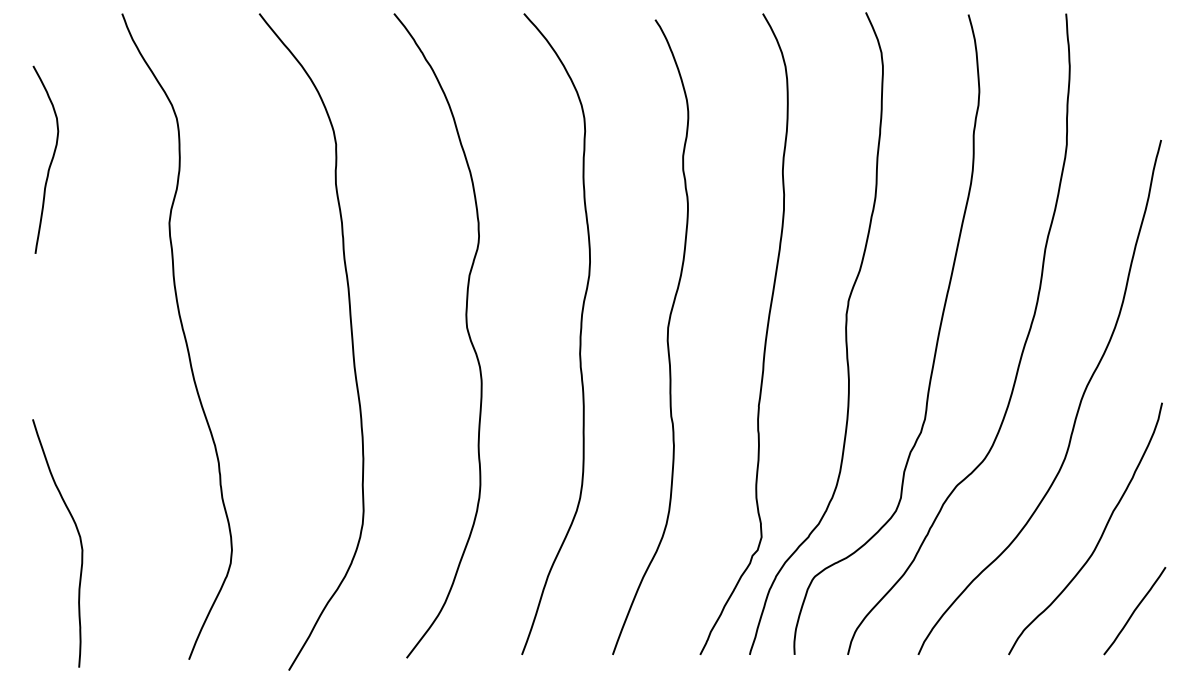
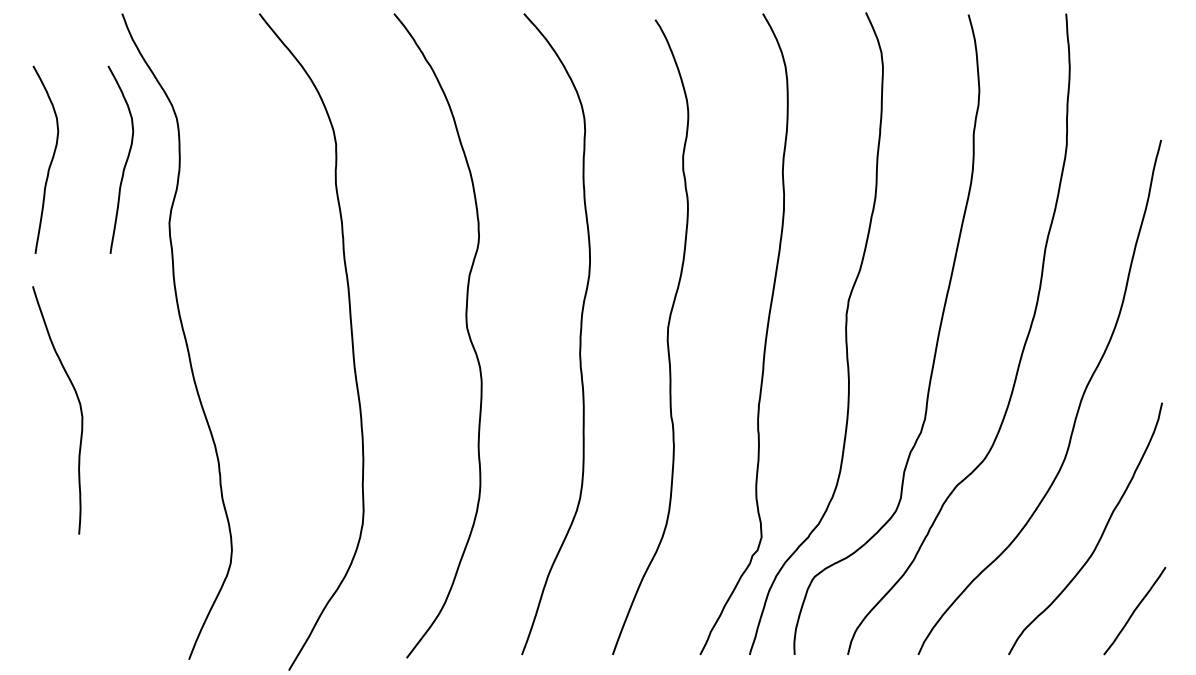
curve: none -> present (125, 161)
curve position: (79, 540) -> (79, 407) (79, 407)
